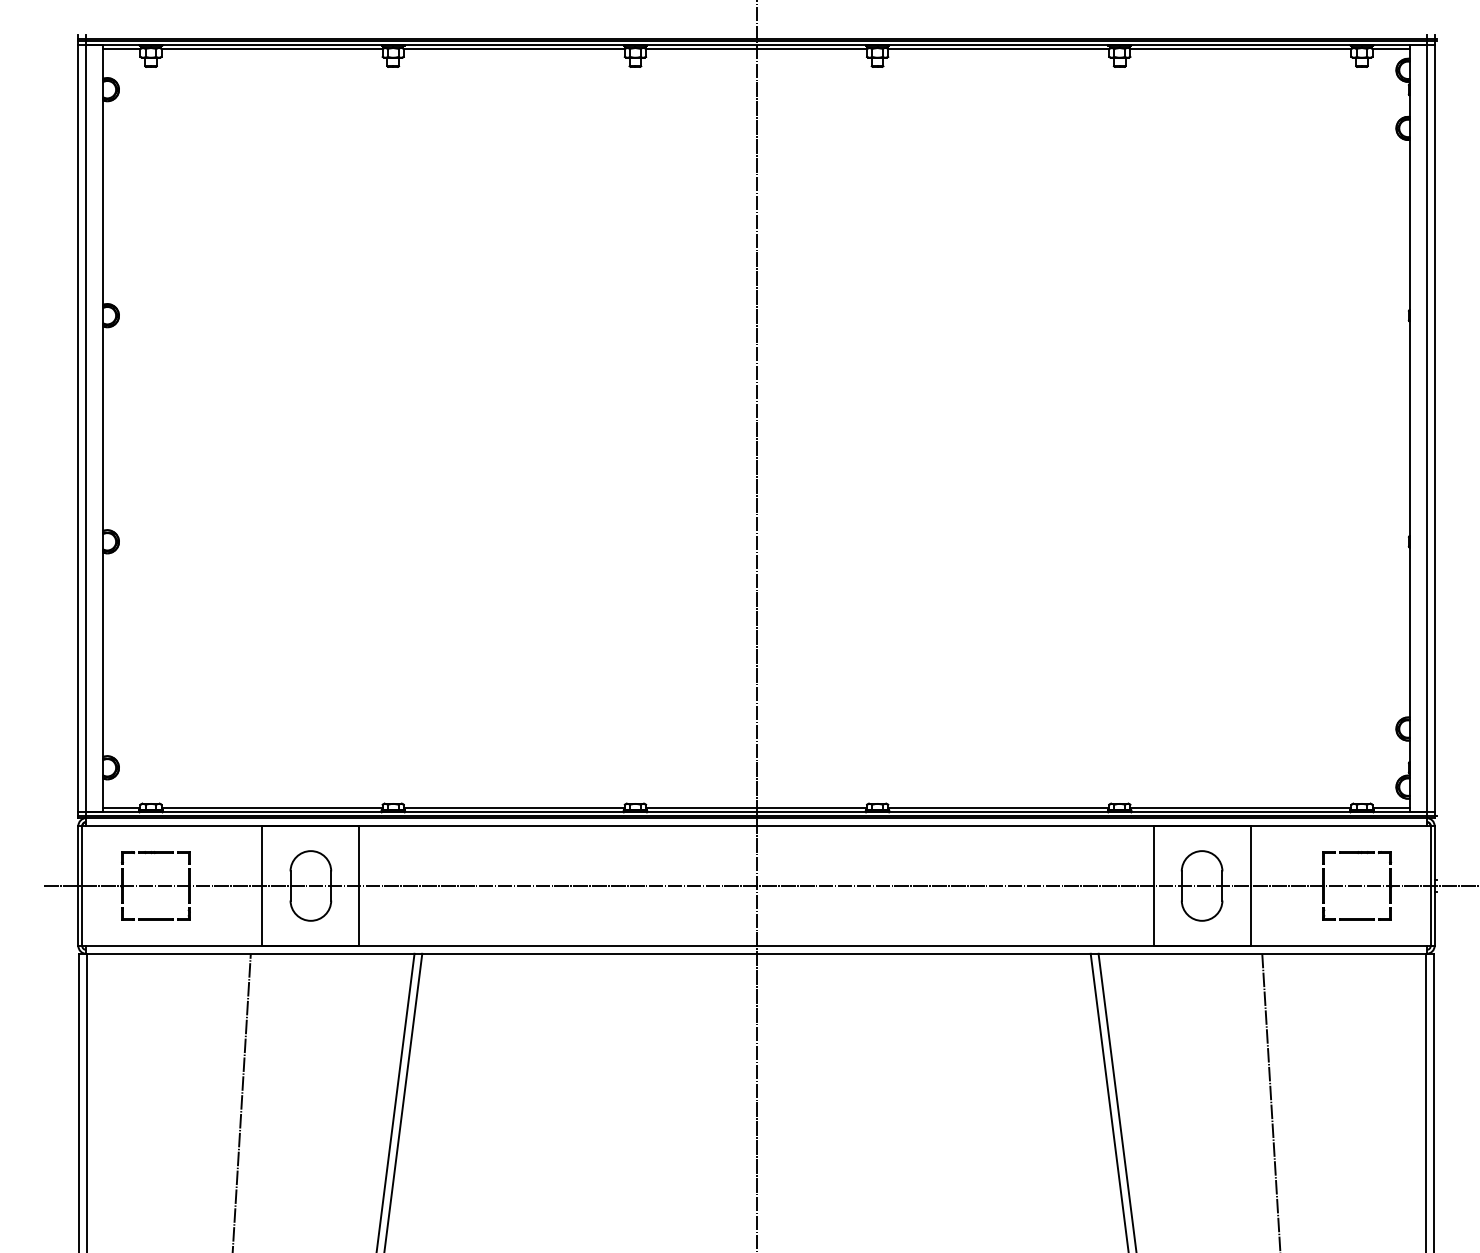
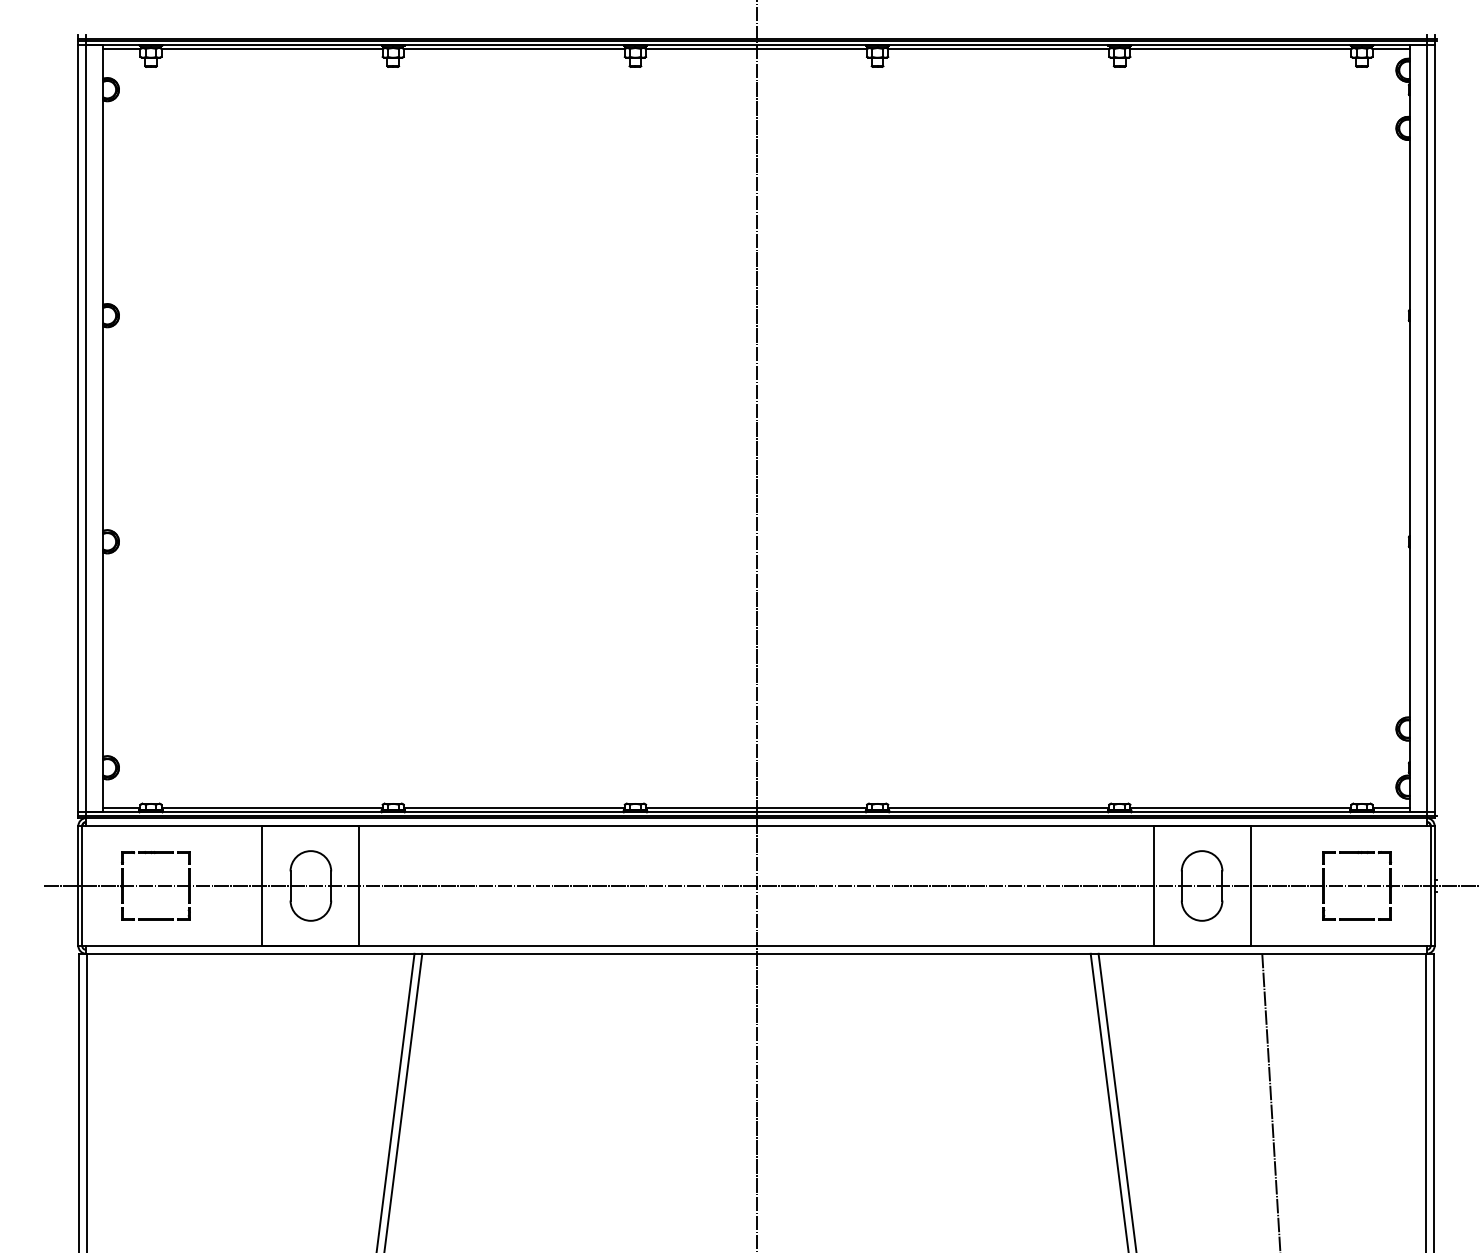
line: present -> none (241, 1101)
